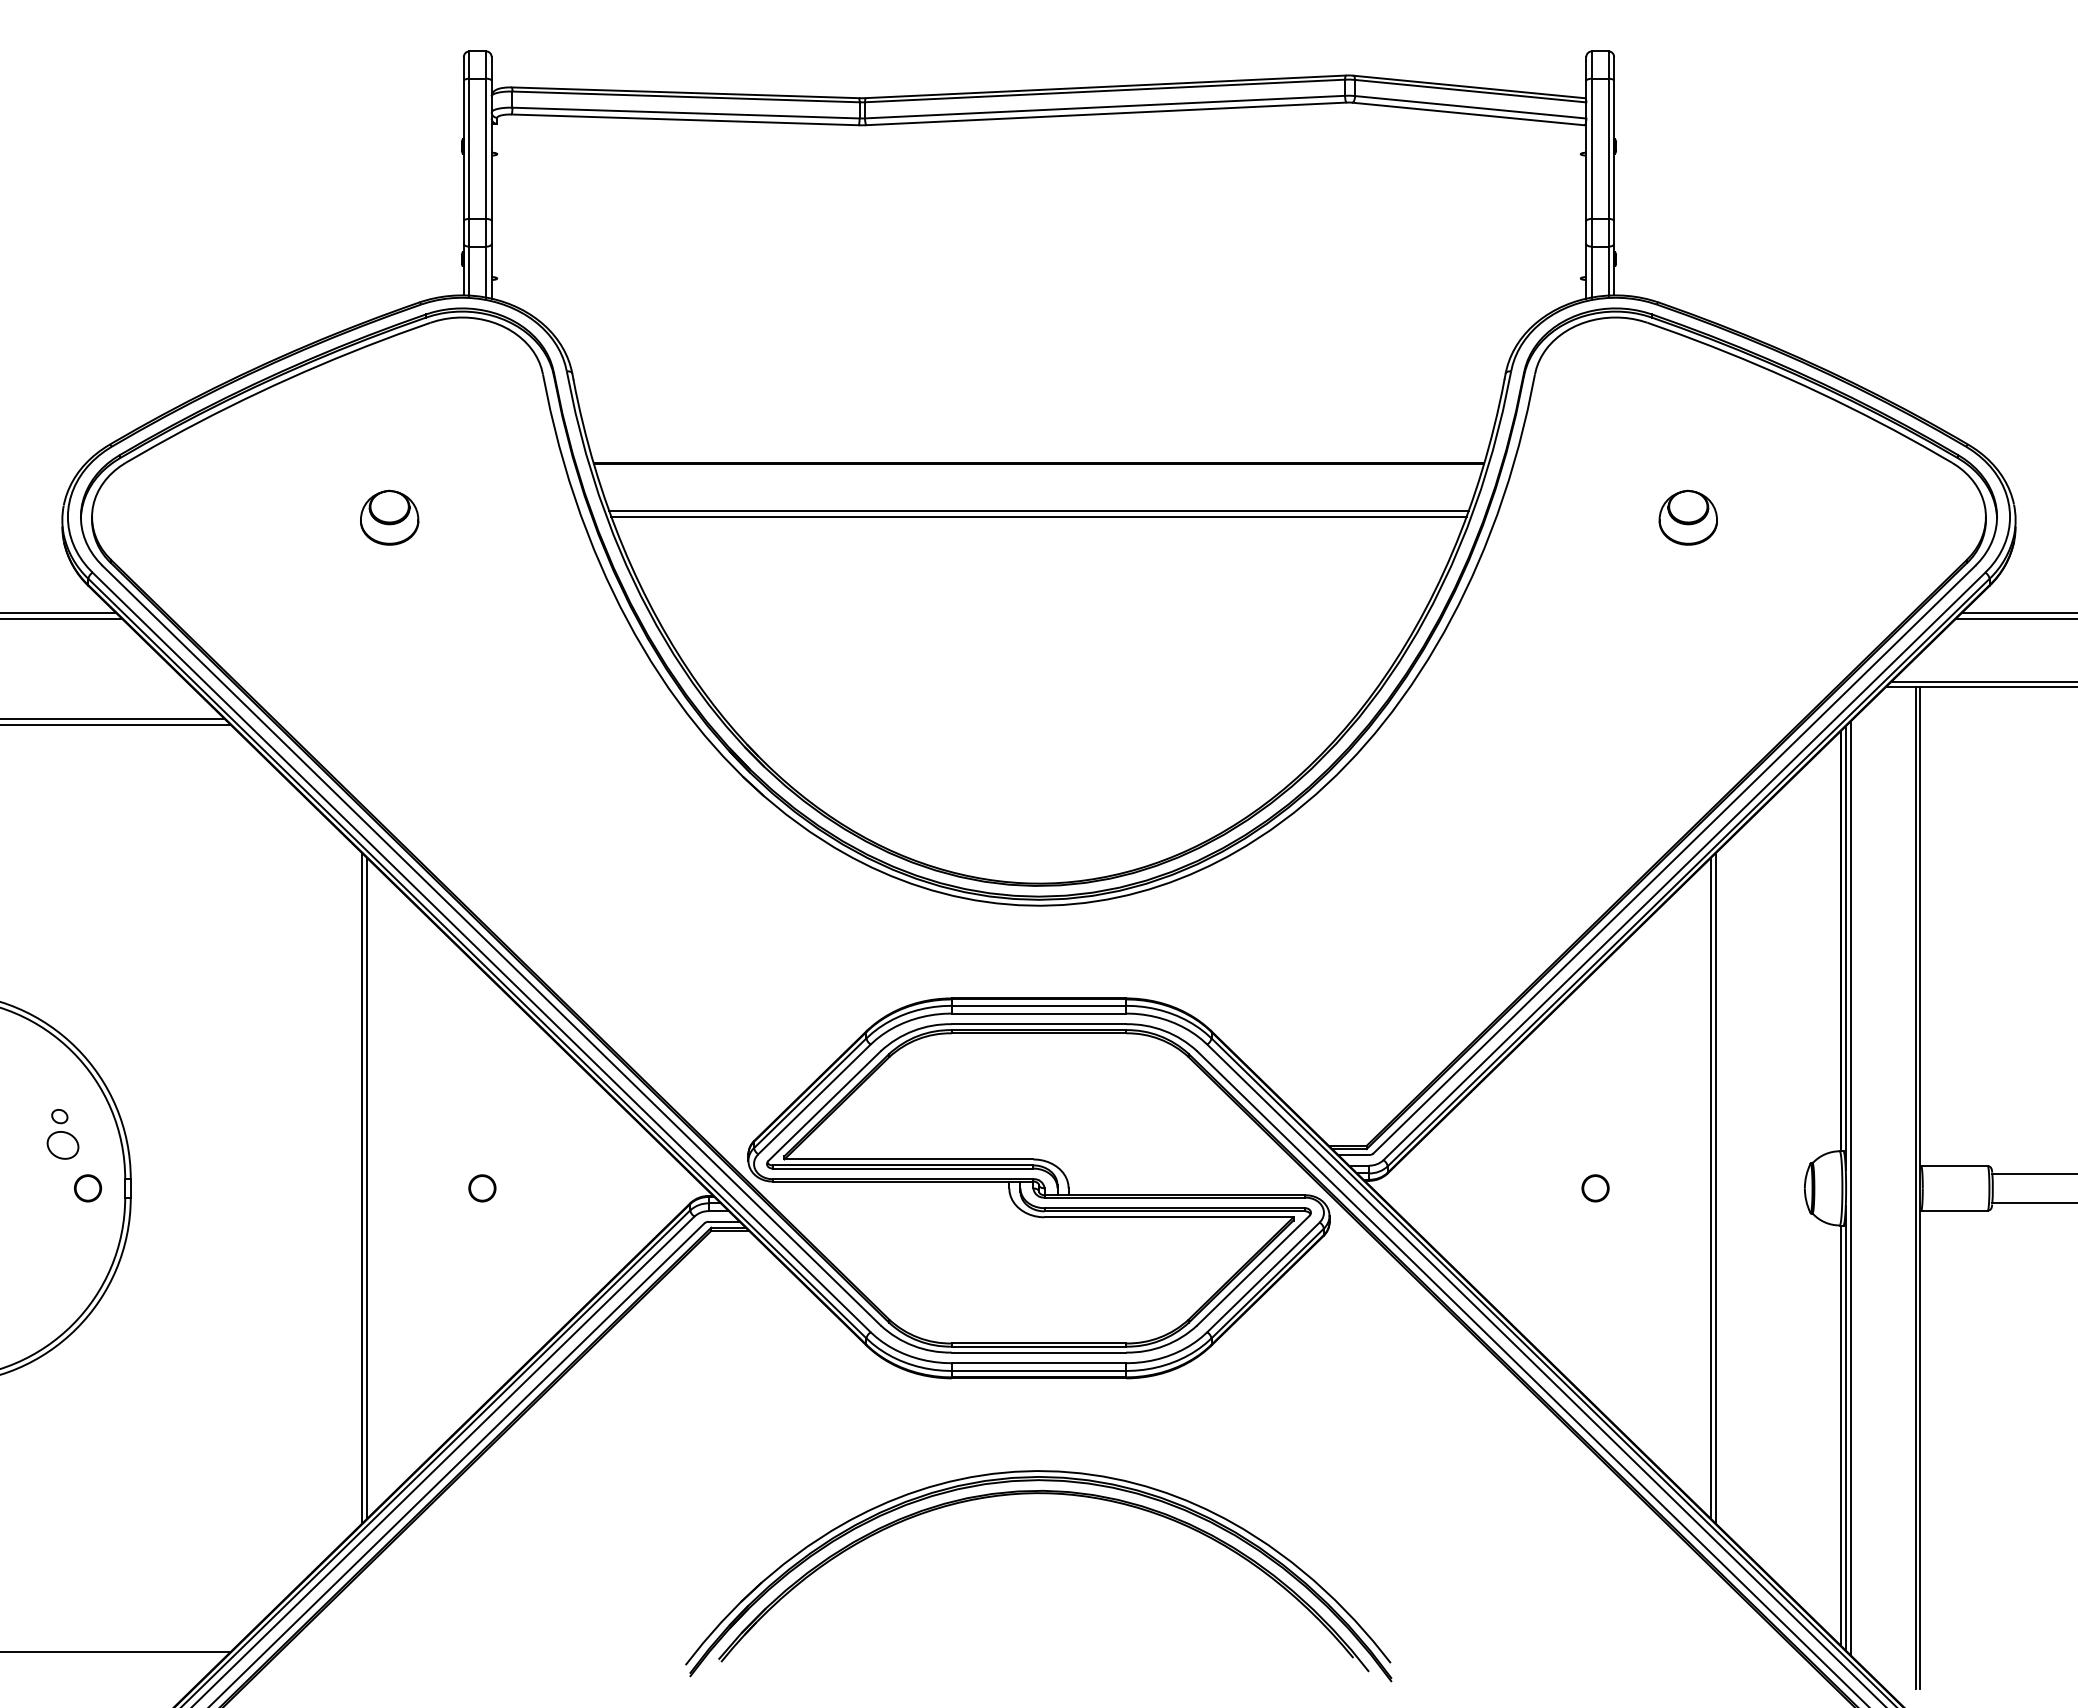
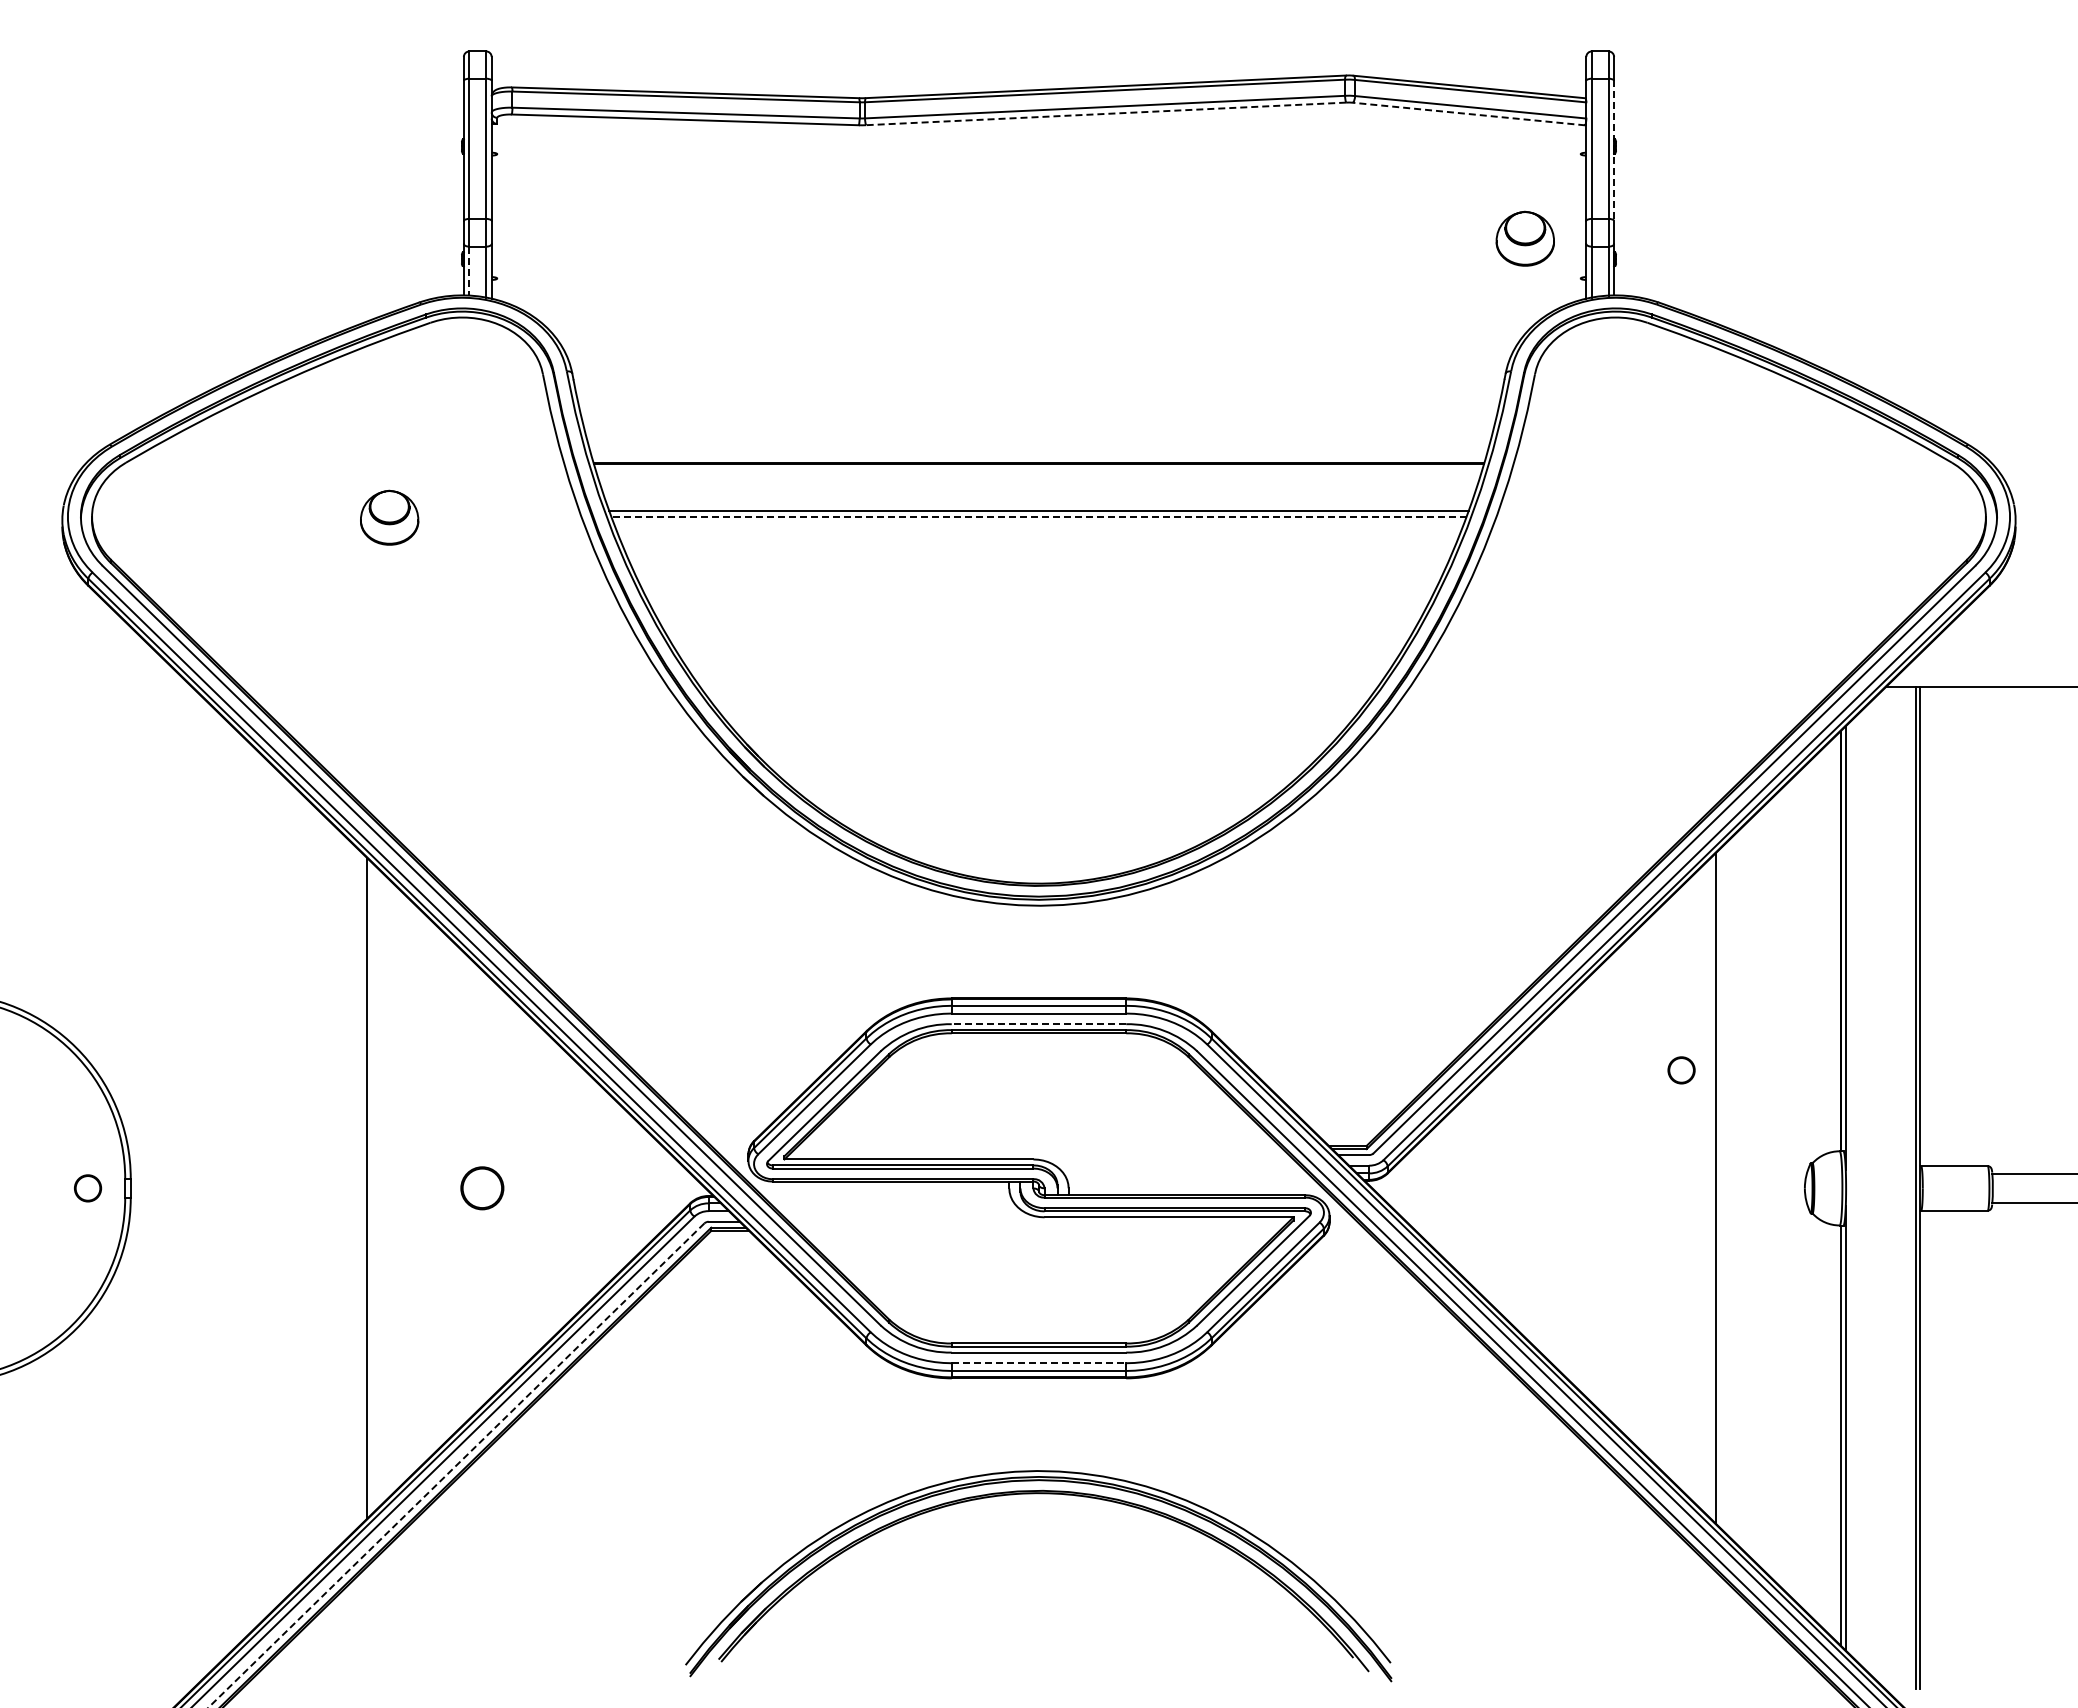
line: solid -> dashed (1105, 113)
line: solid -> dashed (1469, 114)
line: solid -> dashed (1614, 150)
line: solid -> dashed (469, 271)
line: solid -> dashed (1038, 516)
part position: (1687, 517) -> (1524, 238) (1524, 238)
line: present -> none (59, 613)
line: present -> none (2017, 613)
line: present -> none (62, 618)
line: present -> none (2014, 618)
line: present -> none (1982, 681)
line: present -> none (113, 719)
line: present -> none (116, 724)
line: solid -> dashed (1038, 1024)
part: present -> none (62, 1134)
line: present -> none (361, 1187)
circle size: 29x29 px -> 45x45 px (482, 1188)
circle position: (1595, 1188) -> (1681, 1070) (1681, 1070)
line: present -> none (1710, 1188)
line: present -> none (1850, 1188)
line: solid -> dashed (1039, 1363)
line: solid -> dashed (456, 1465)
line: present -> none (116, 1652)
